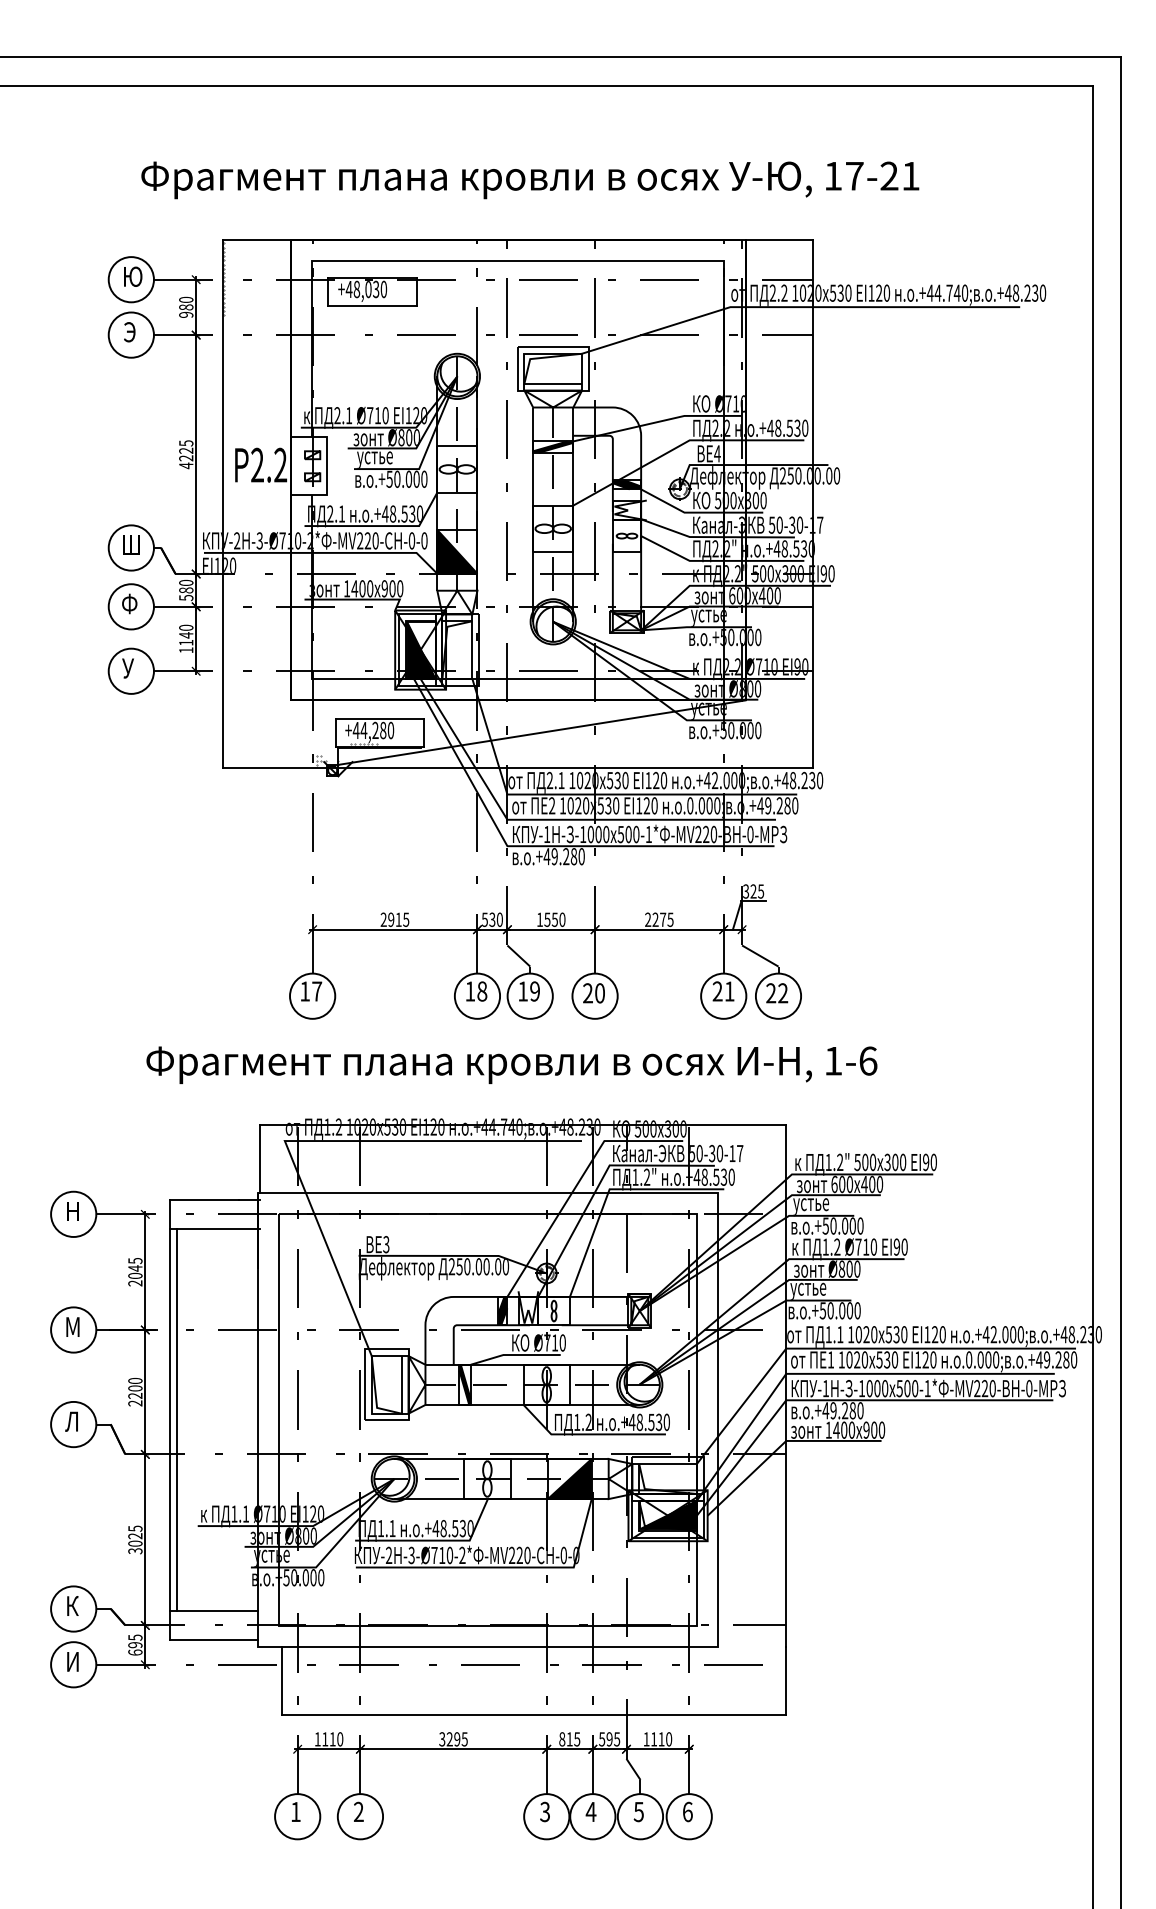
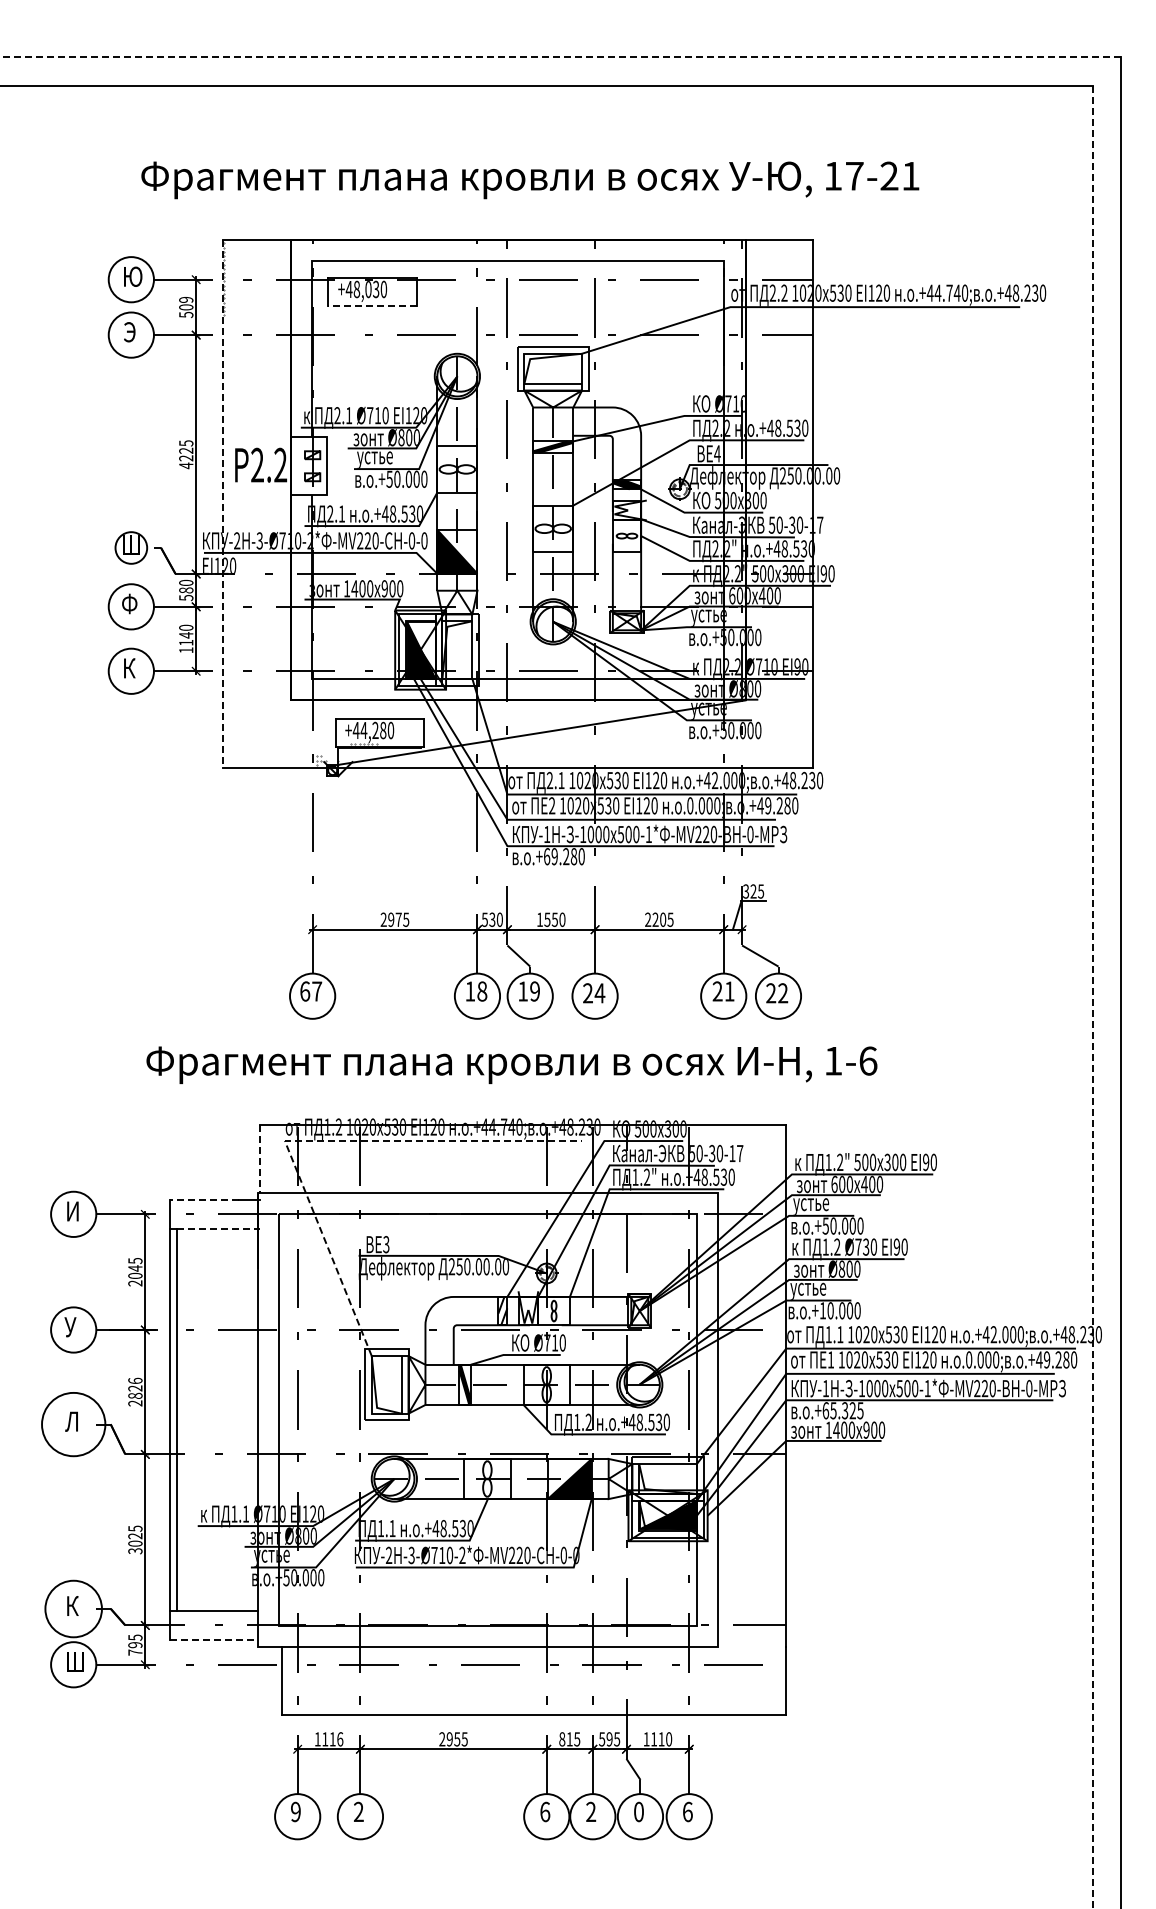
line: solid -> dashed (560, 57)
line: solid -> dashed (372, 305)
text: 980 -> 509 (186, 307)
line: solid -> dashed (223, 504)
circle diameter: 45 px -> 32 px (131, 547)
text: У -> К (128, 668)
text: .+49.280 -> .+69.280 (546, 856)
text: 2915 -> 2975 (398, 919)
text: 2275 -> 2205 (663, 919)
text: 17 -> 67 (305, 991)
text: 20 -> 24 (599, 993)
line: solid -> dashed (1092, 997)
line: solid -> dashed (317, 1141)
line: solid -> dashed (260, 1158)
line: solid -> dashed (204, 1199)
text: Н -> И (72, 1211)
line: solid -> dashed (218, 1228)
text: Ø710 -> Ø730 (866, 1246)
fill: present -> none (502, 1310)
text: .+50.000 -> .+10.000 (822, 1310)
text: М -> У (71, 1327)
text: 2200 -> 2826 (135, 1387)
text: .+49.280 -> .+65.325 (842, 1410)
circle diameter: 45 px -> 63 px (73, 1424)
circle diameter: 45 px -> 57 px (73, 1608)
line: solid -> dashed (213, 1639)
text: 695 -> 795 (135, 1652)
text: И -> Ш (75, 1661)
text: 1110 -> 1116 (340, 1739)
text: 3295 -> 2955 (449, 1739)
text: 1 -> 9 (295, 1811)
text: 3 -> 6 (545, 1811)
text: 4 -> 2 (590, 1811)
text: 5 -> 0 (638, 1811)
